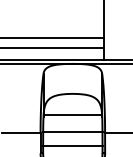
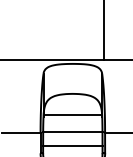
line: present -> none (52, 38)
line: present -> none (52, 48)
line: present -> none (65, 63)
